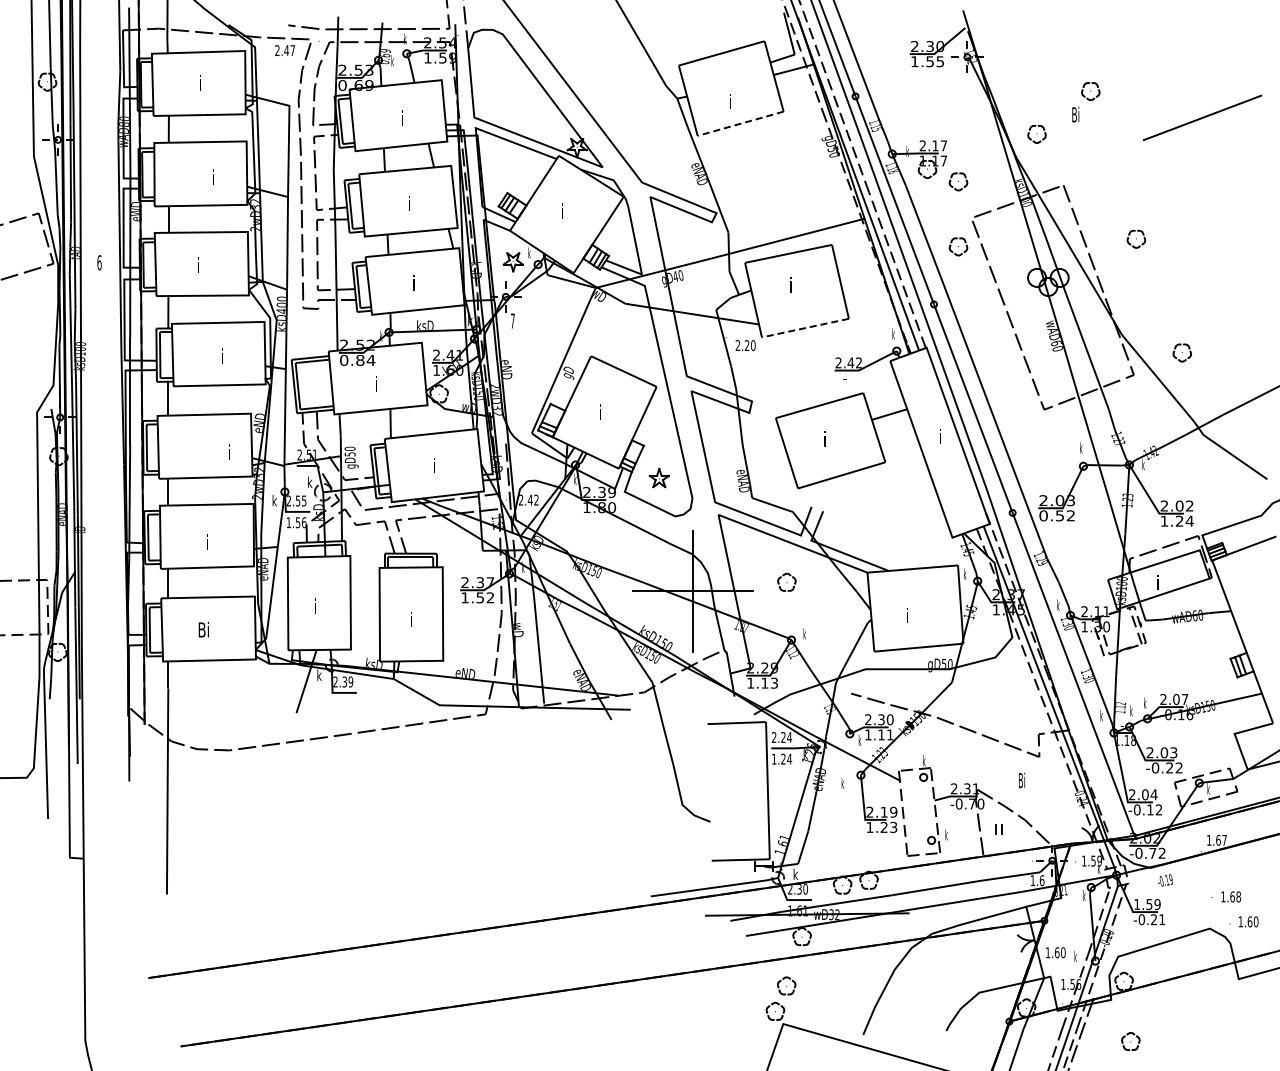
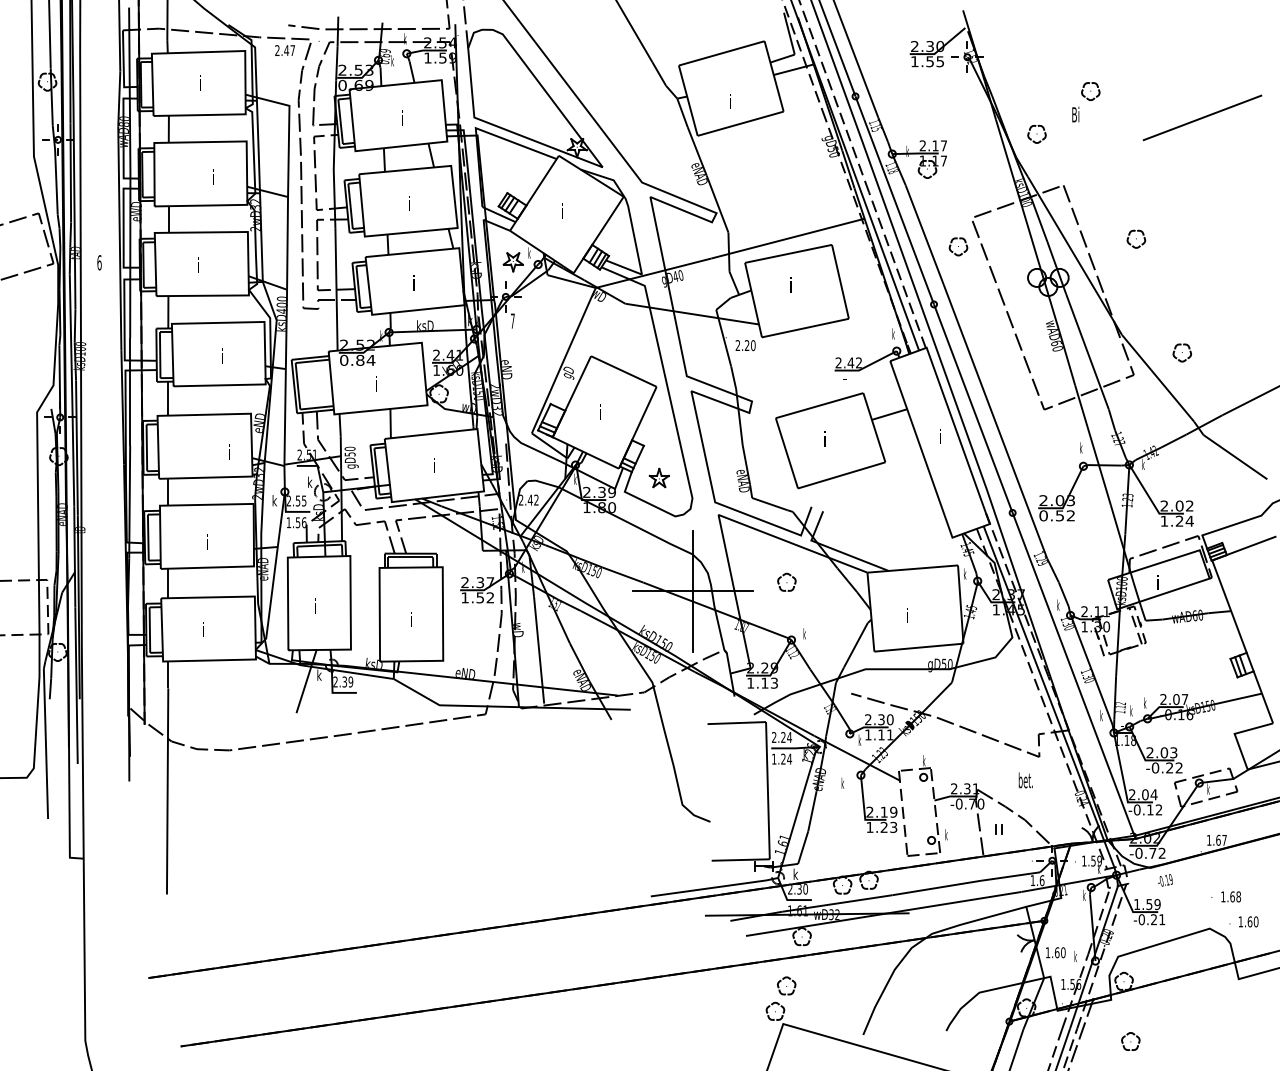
line: dashed -> solid (740, 123)
part: present -> none (958, 181)
line: dashed -> solid (804, 328)
text: Bi -> i (203, 629)
text: Bi -> bet. (1025, 780)
